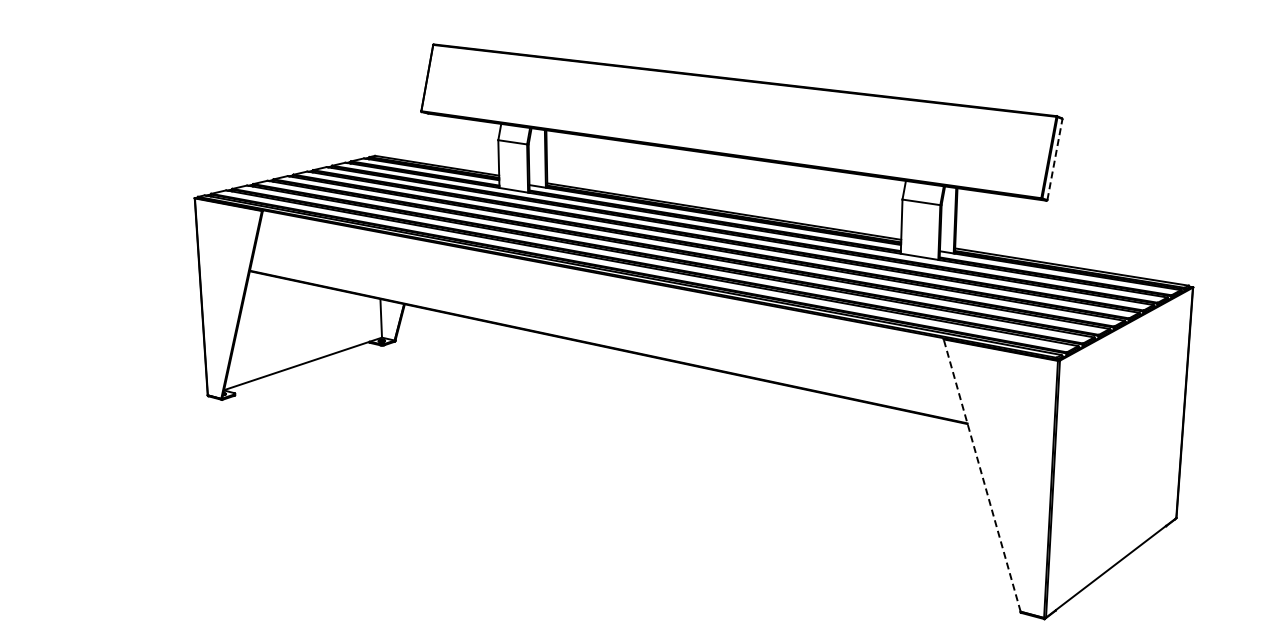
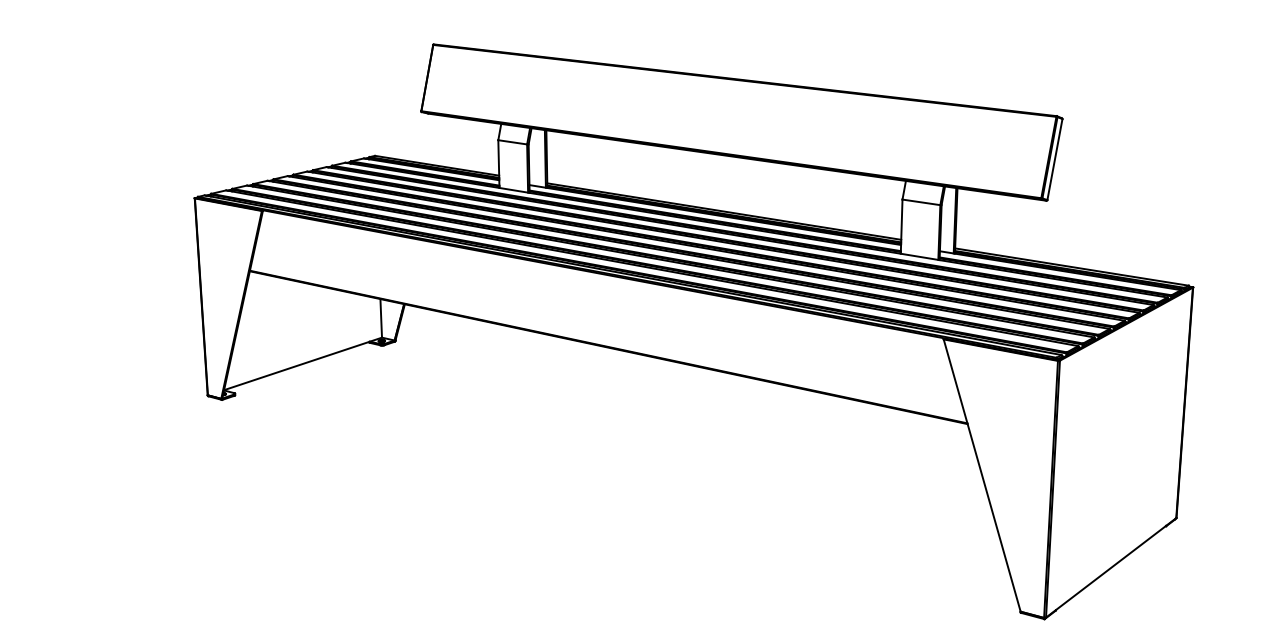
line: dashed -> solid (1055, 159)
line: dashed -> solid (982, 475)
